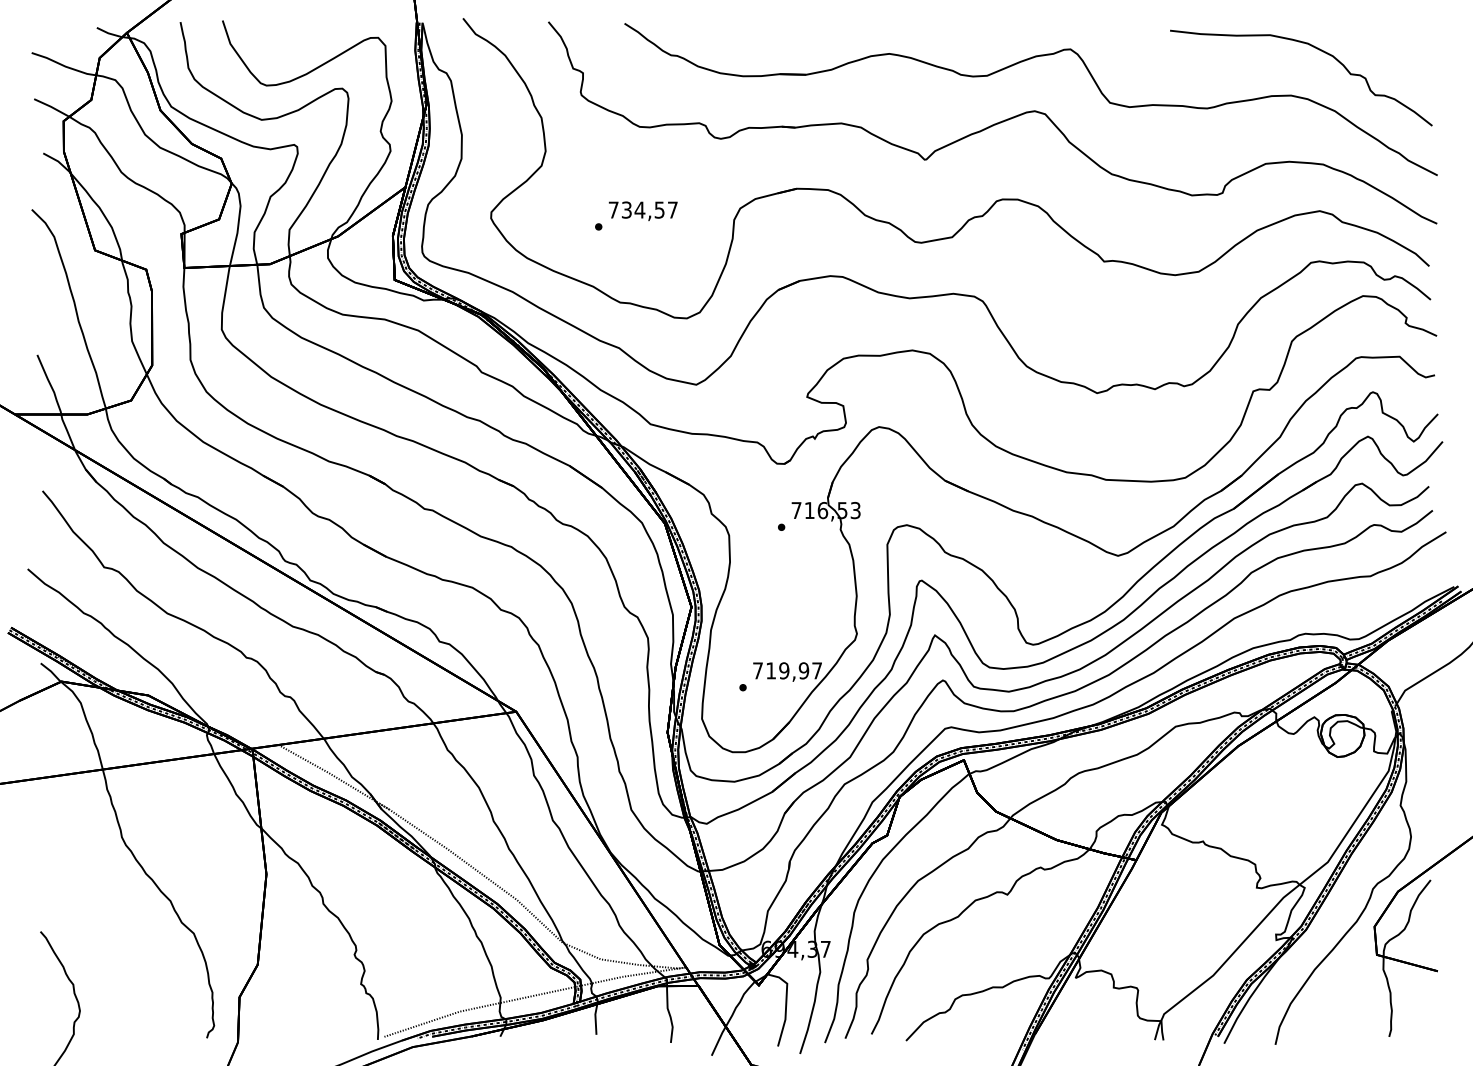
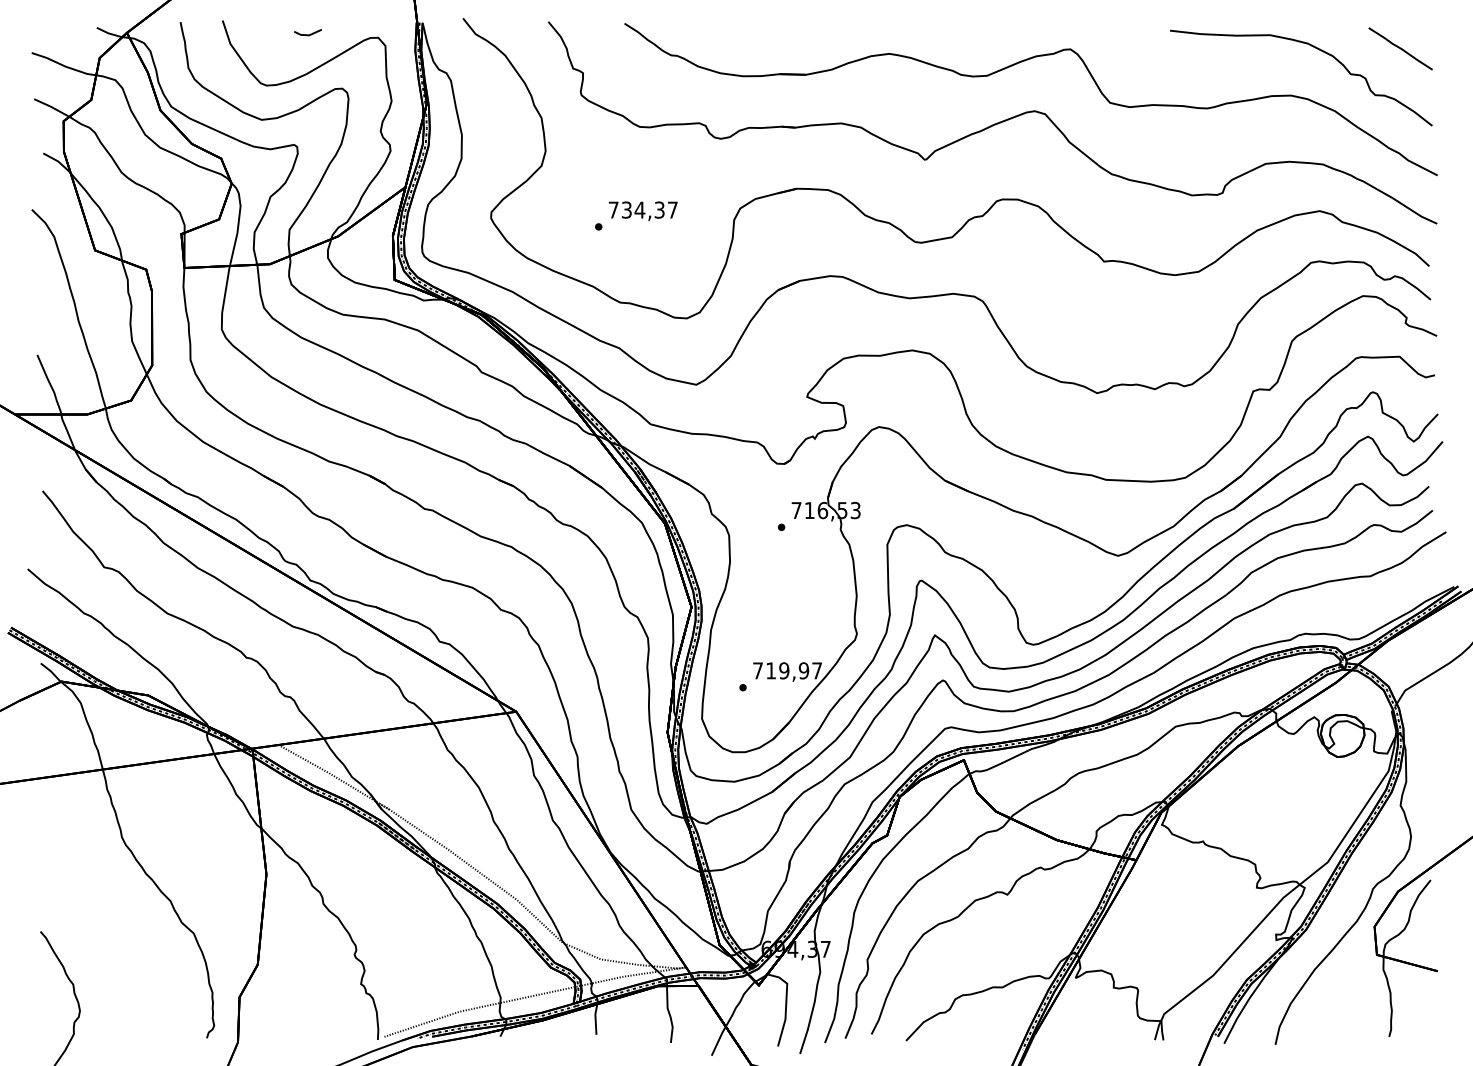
line: none -> present (307, 34)
line: none -> present (1400, 48)
text: 734,57 -> 734,37 (659, 209)
